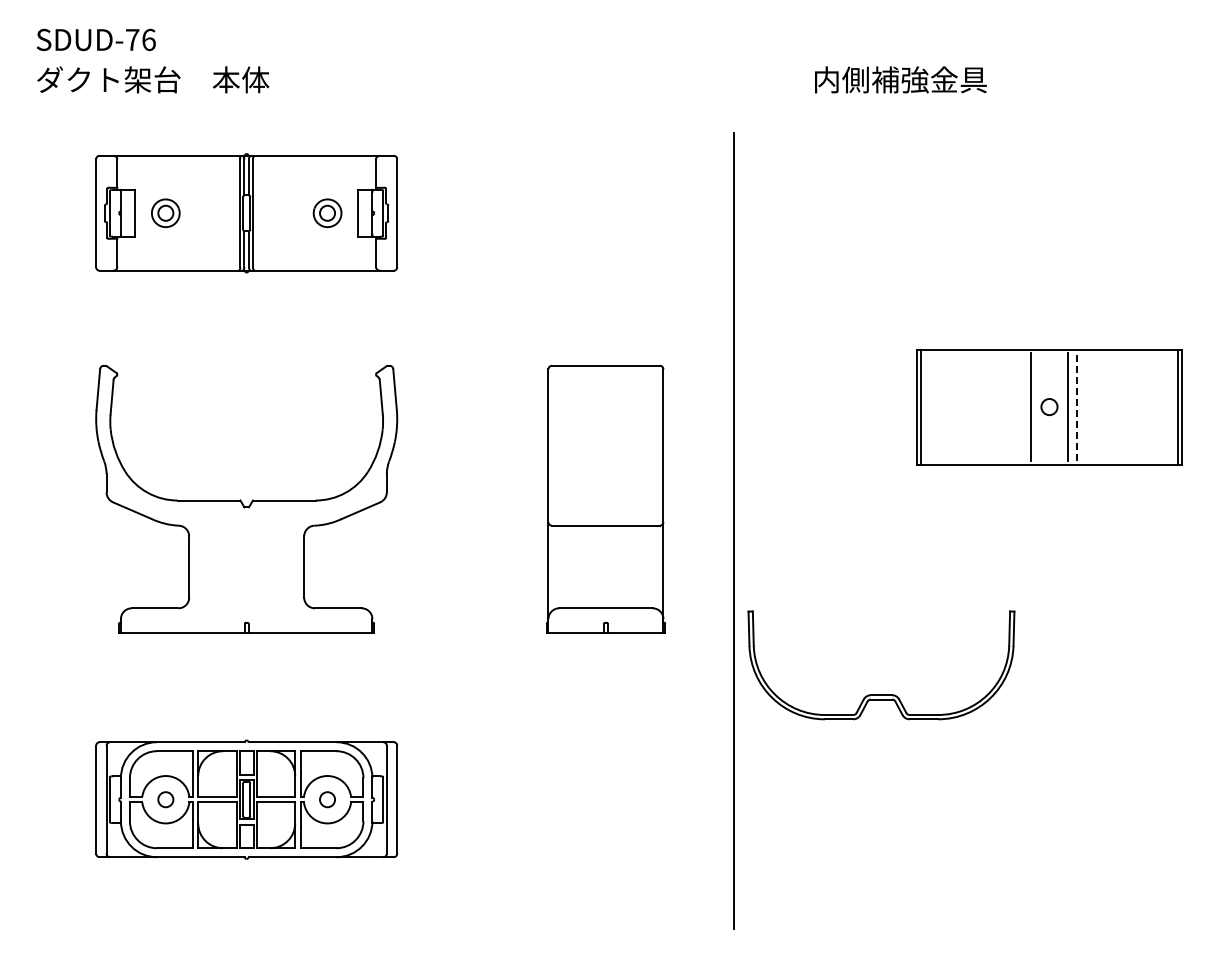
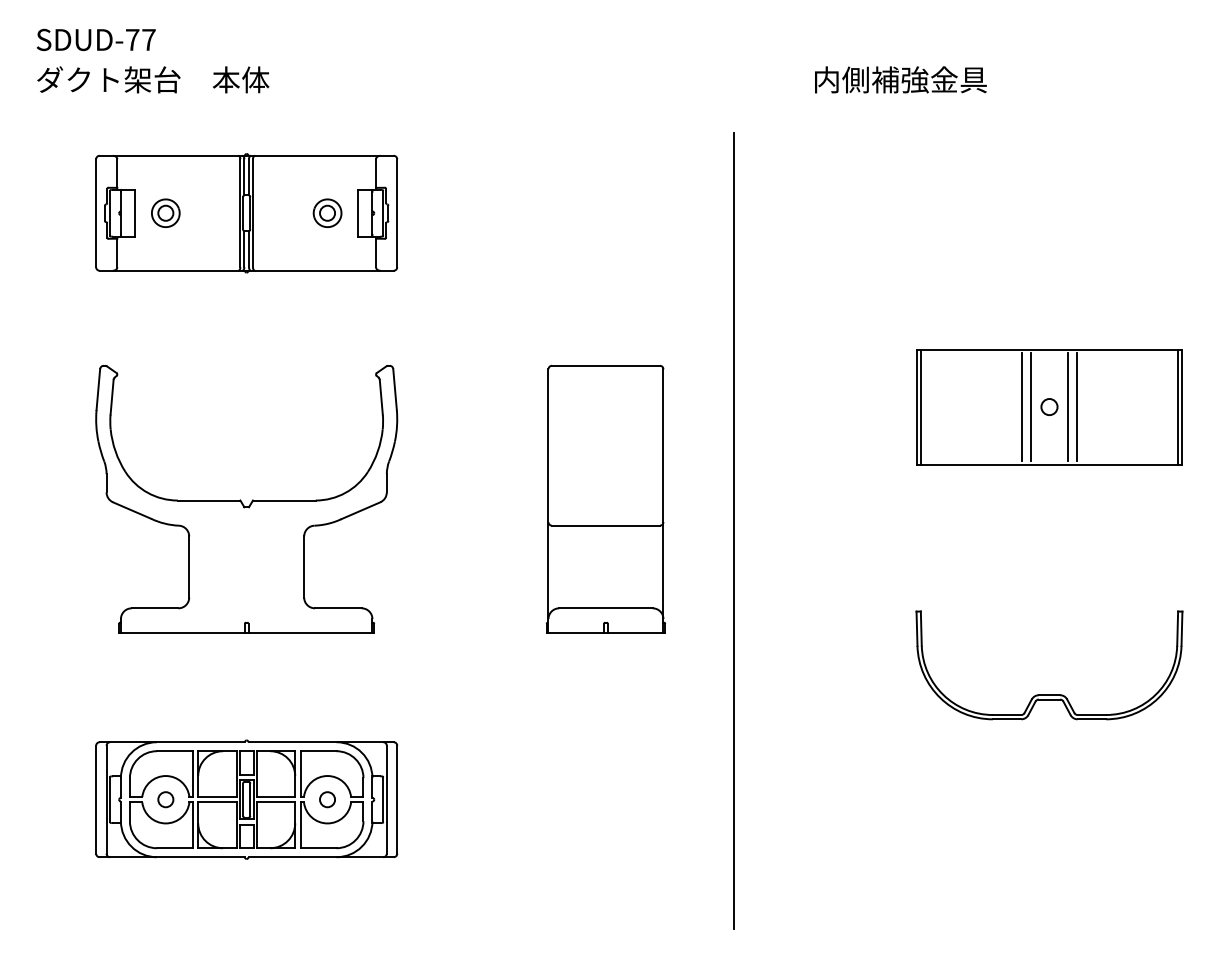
text: SDUD-76 -> SDUD-77 (148, 39)
line: none -> present (1021, 406)
line: dashed -> solid (1077, 407)
part position: (881, 694) -> (1049, 694) (1049, 694)
